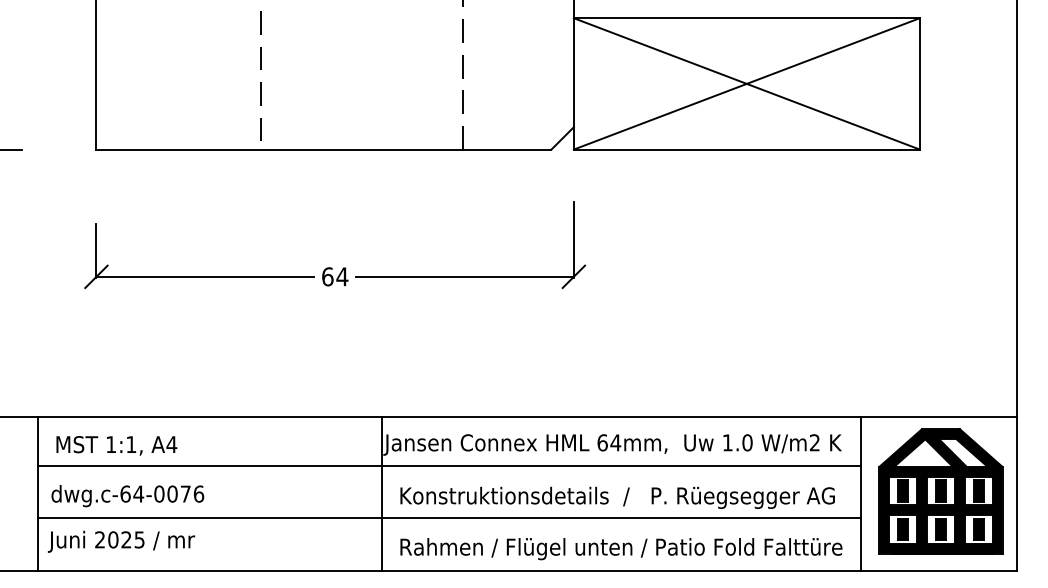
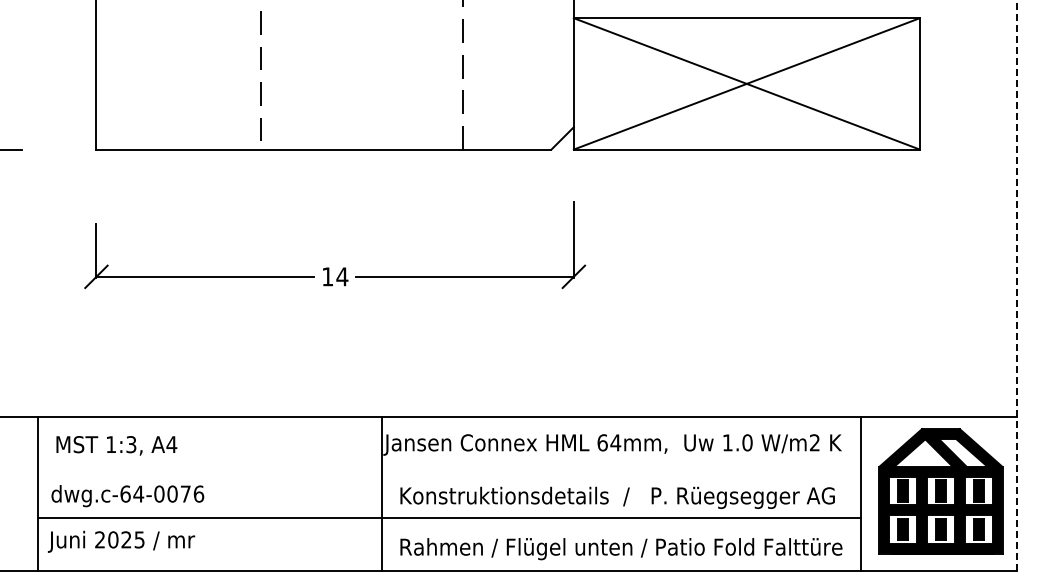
text: 64 -> 14 (327, 276)
line: solid -> dashed (1016, 285)
text: 1:1, -> 1:3, (131, 444)
line: present -> none (449, 466)
